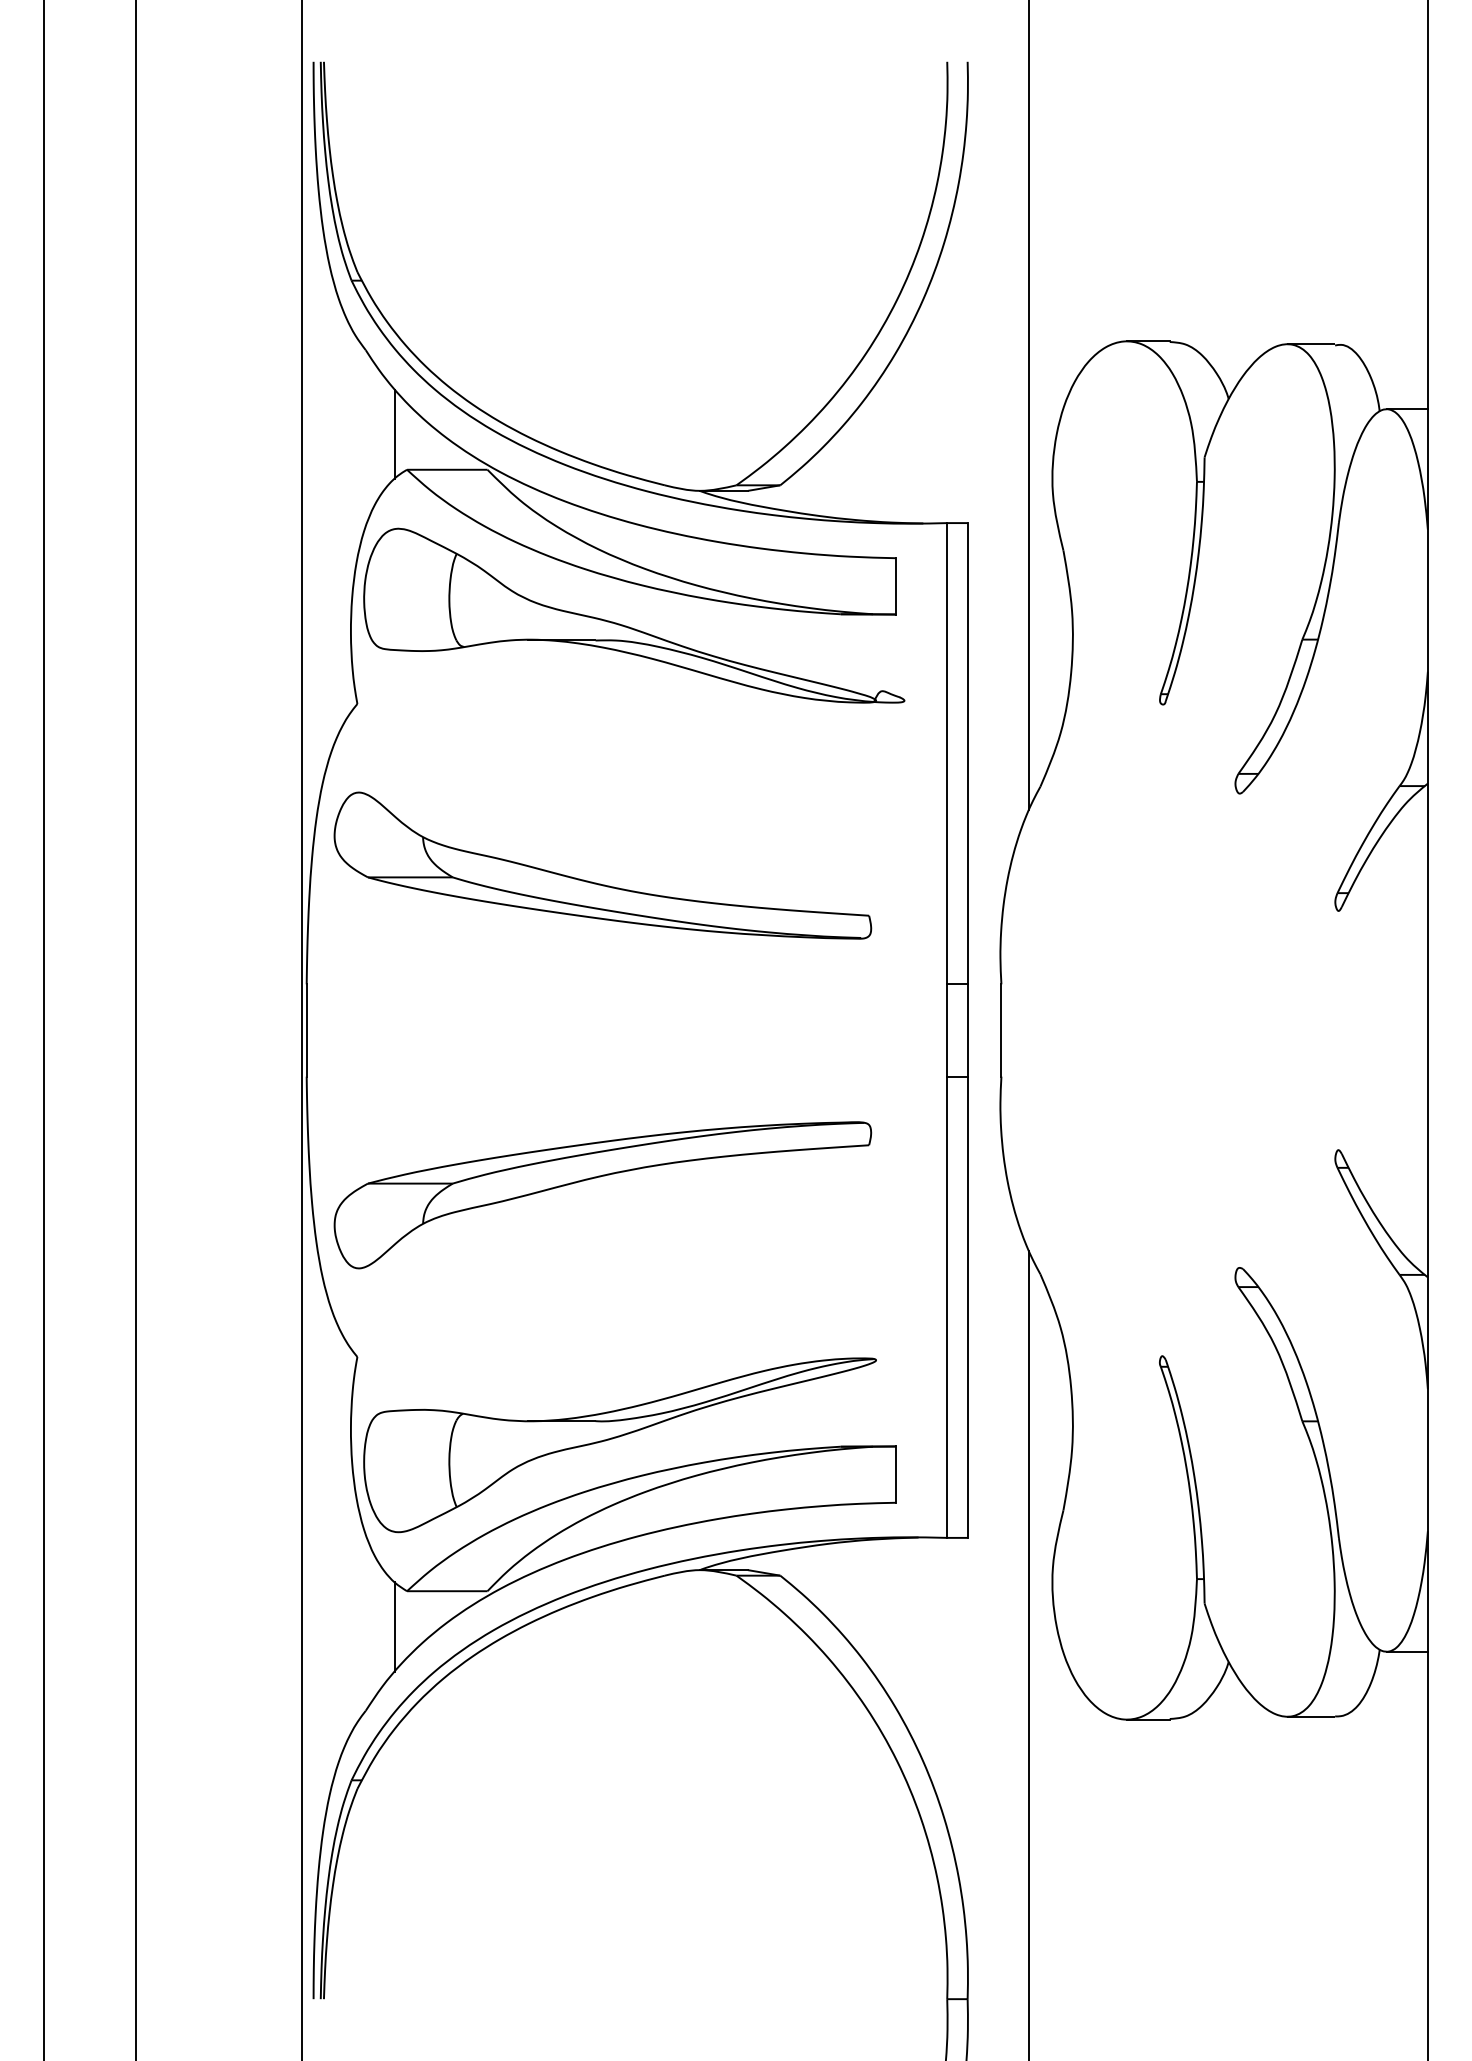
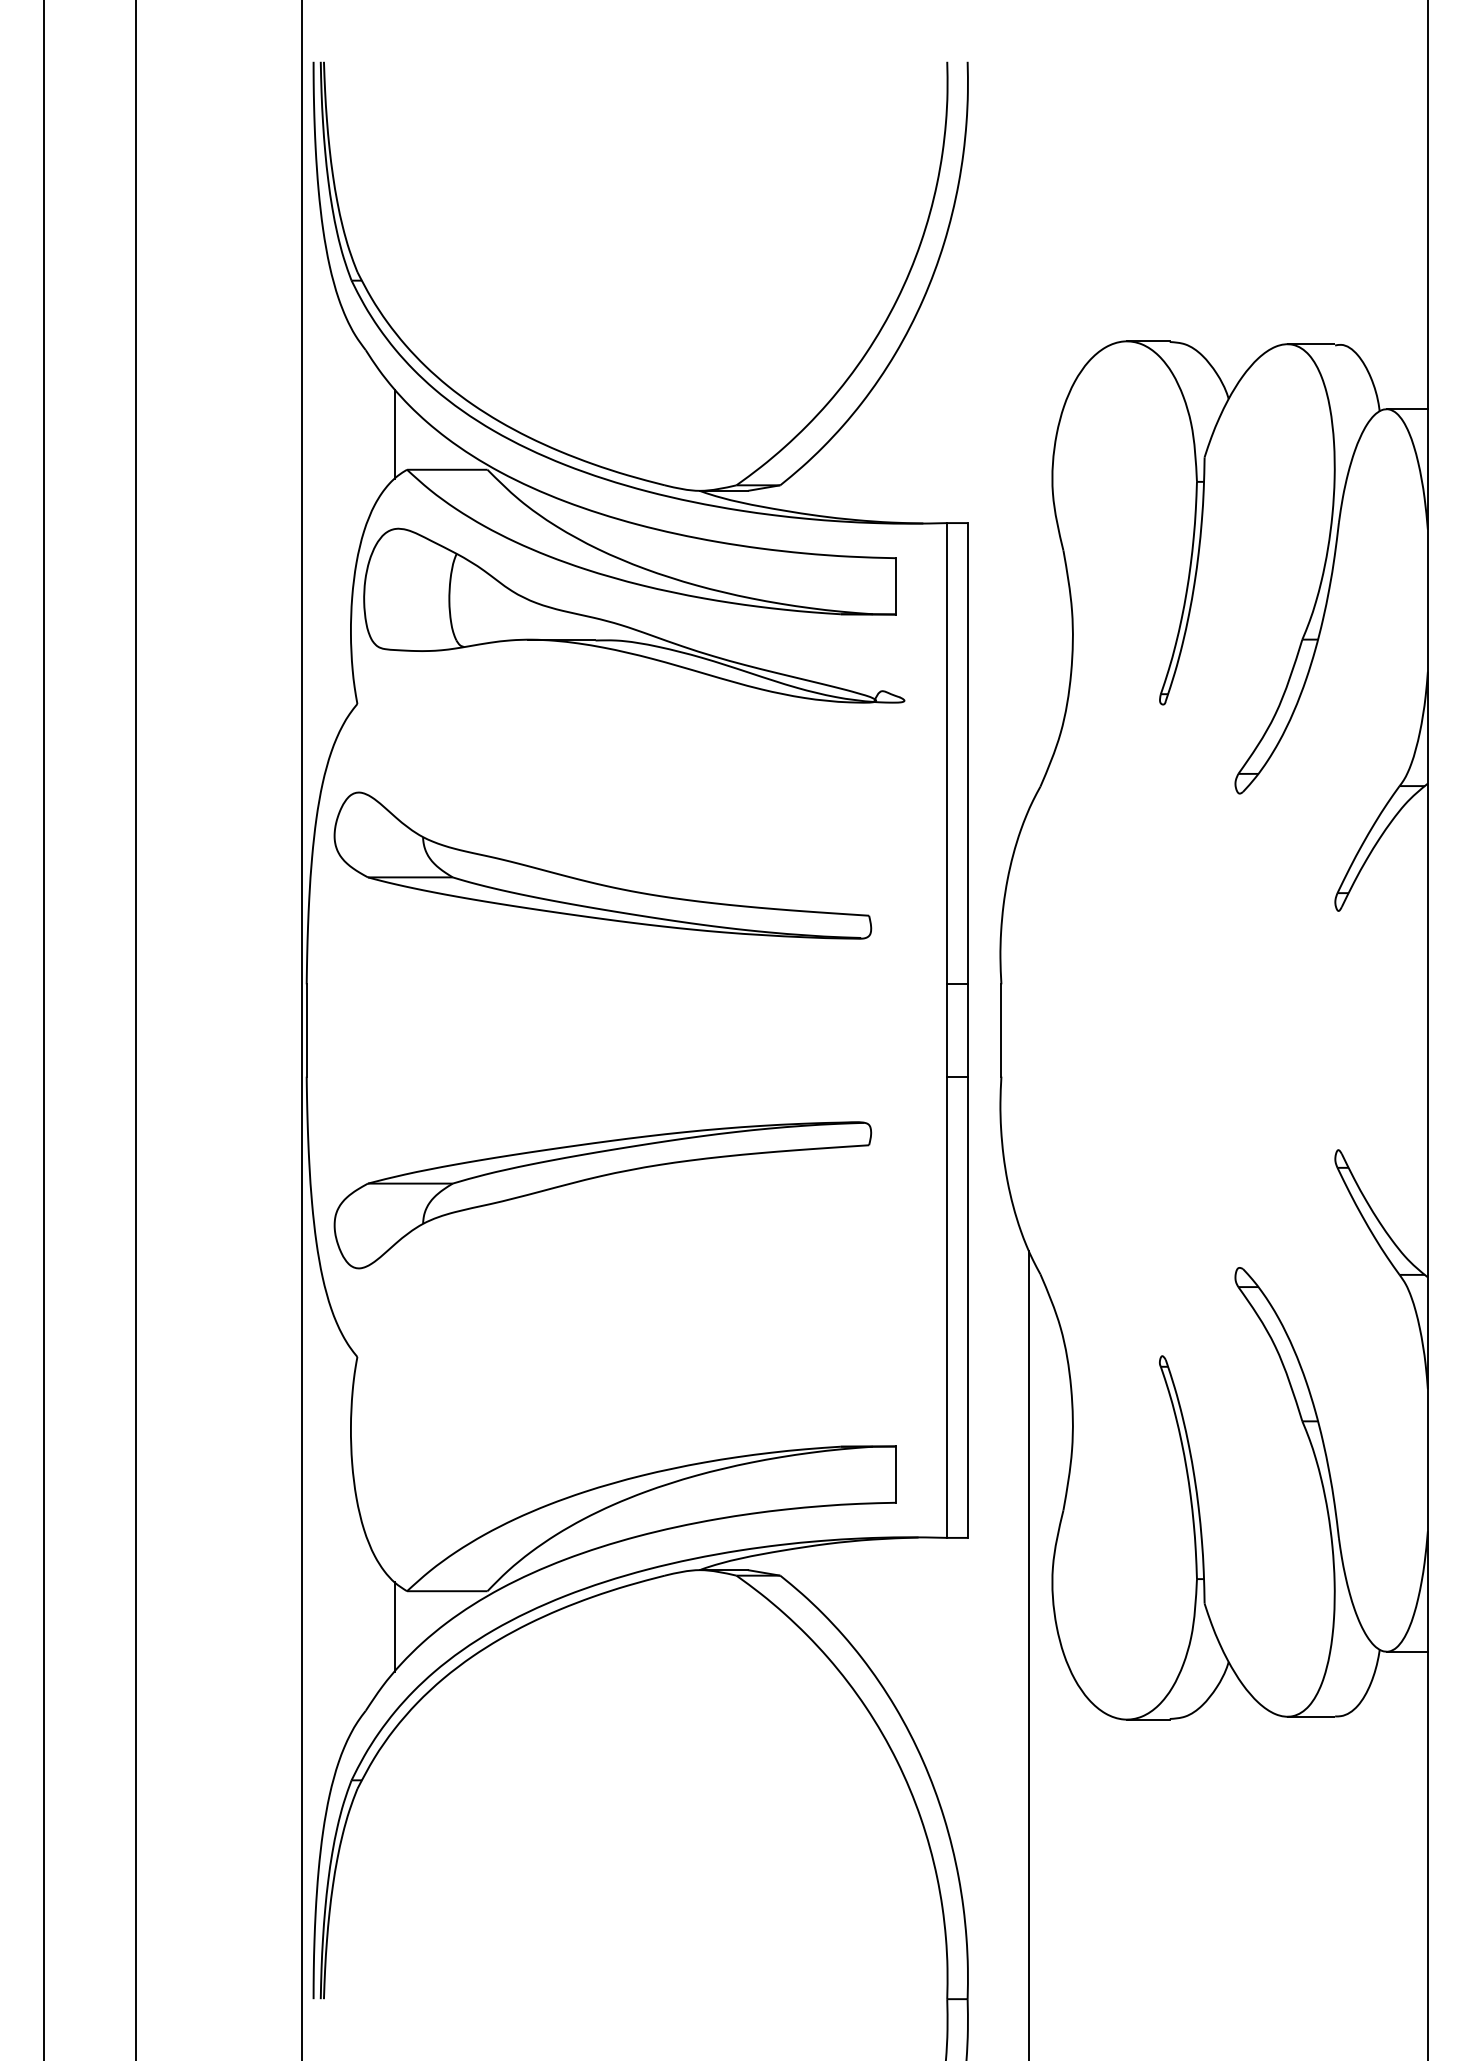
line: present -> none (1028, 405)
part: present -> none (616, 1438)
